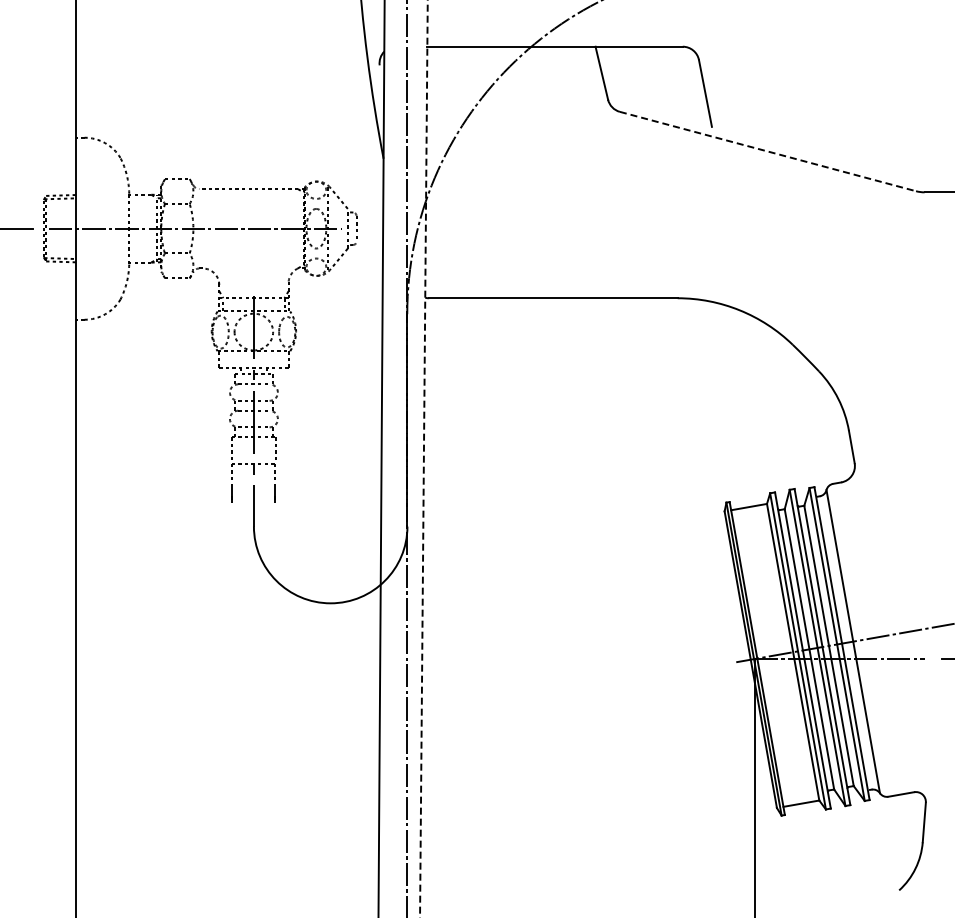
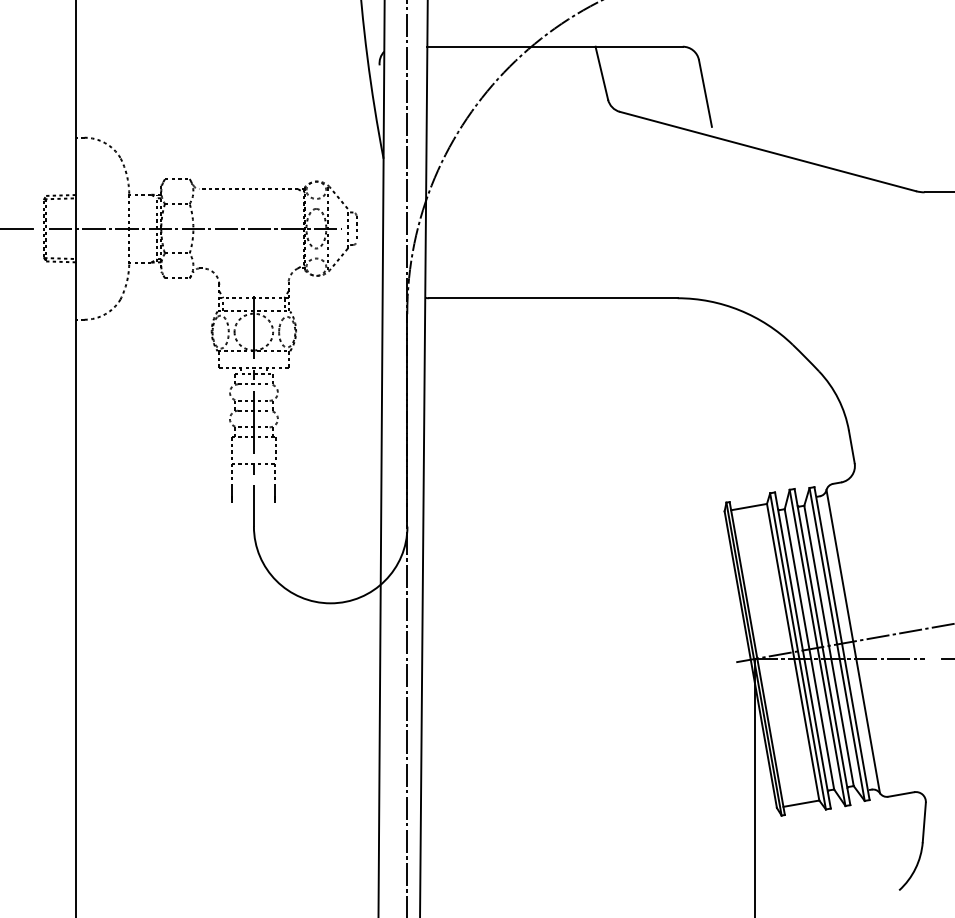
line: dashed -> solid (768, 151)
line: dashed -> solid (423, 459)
